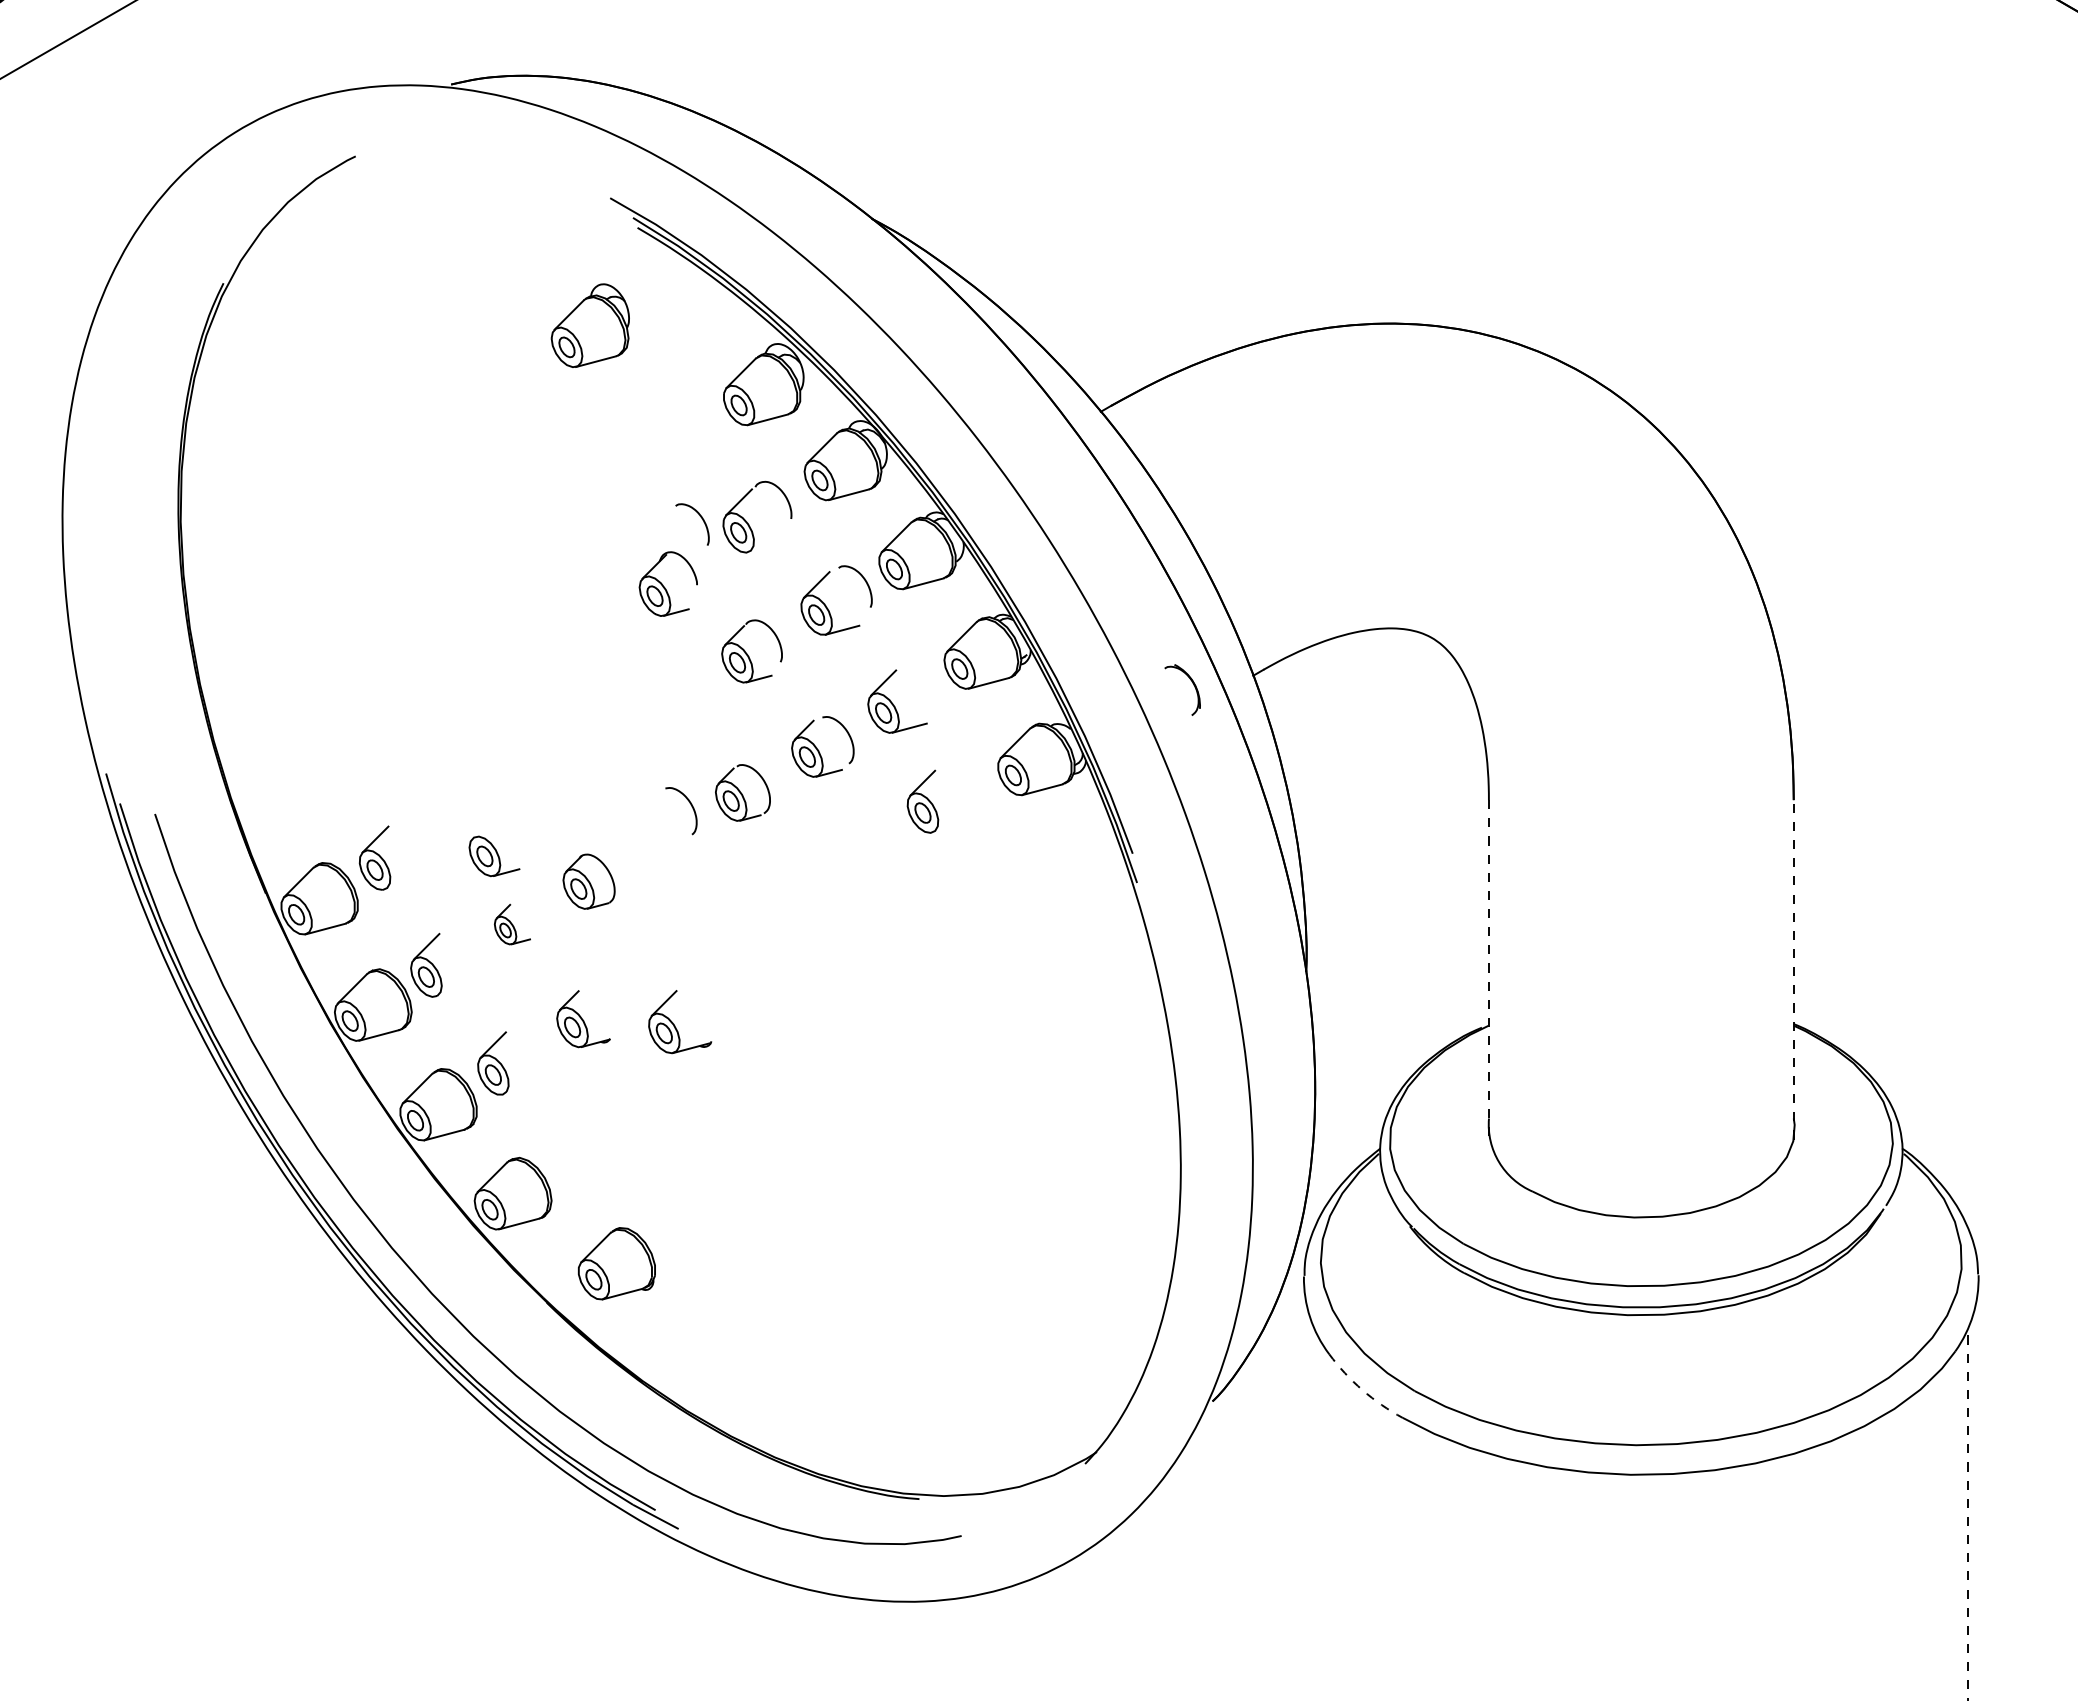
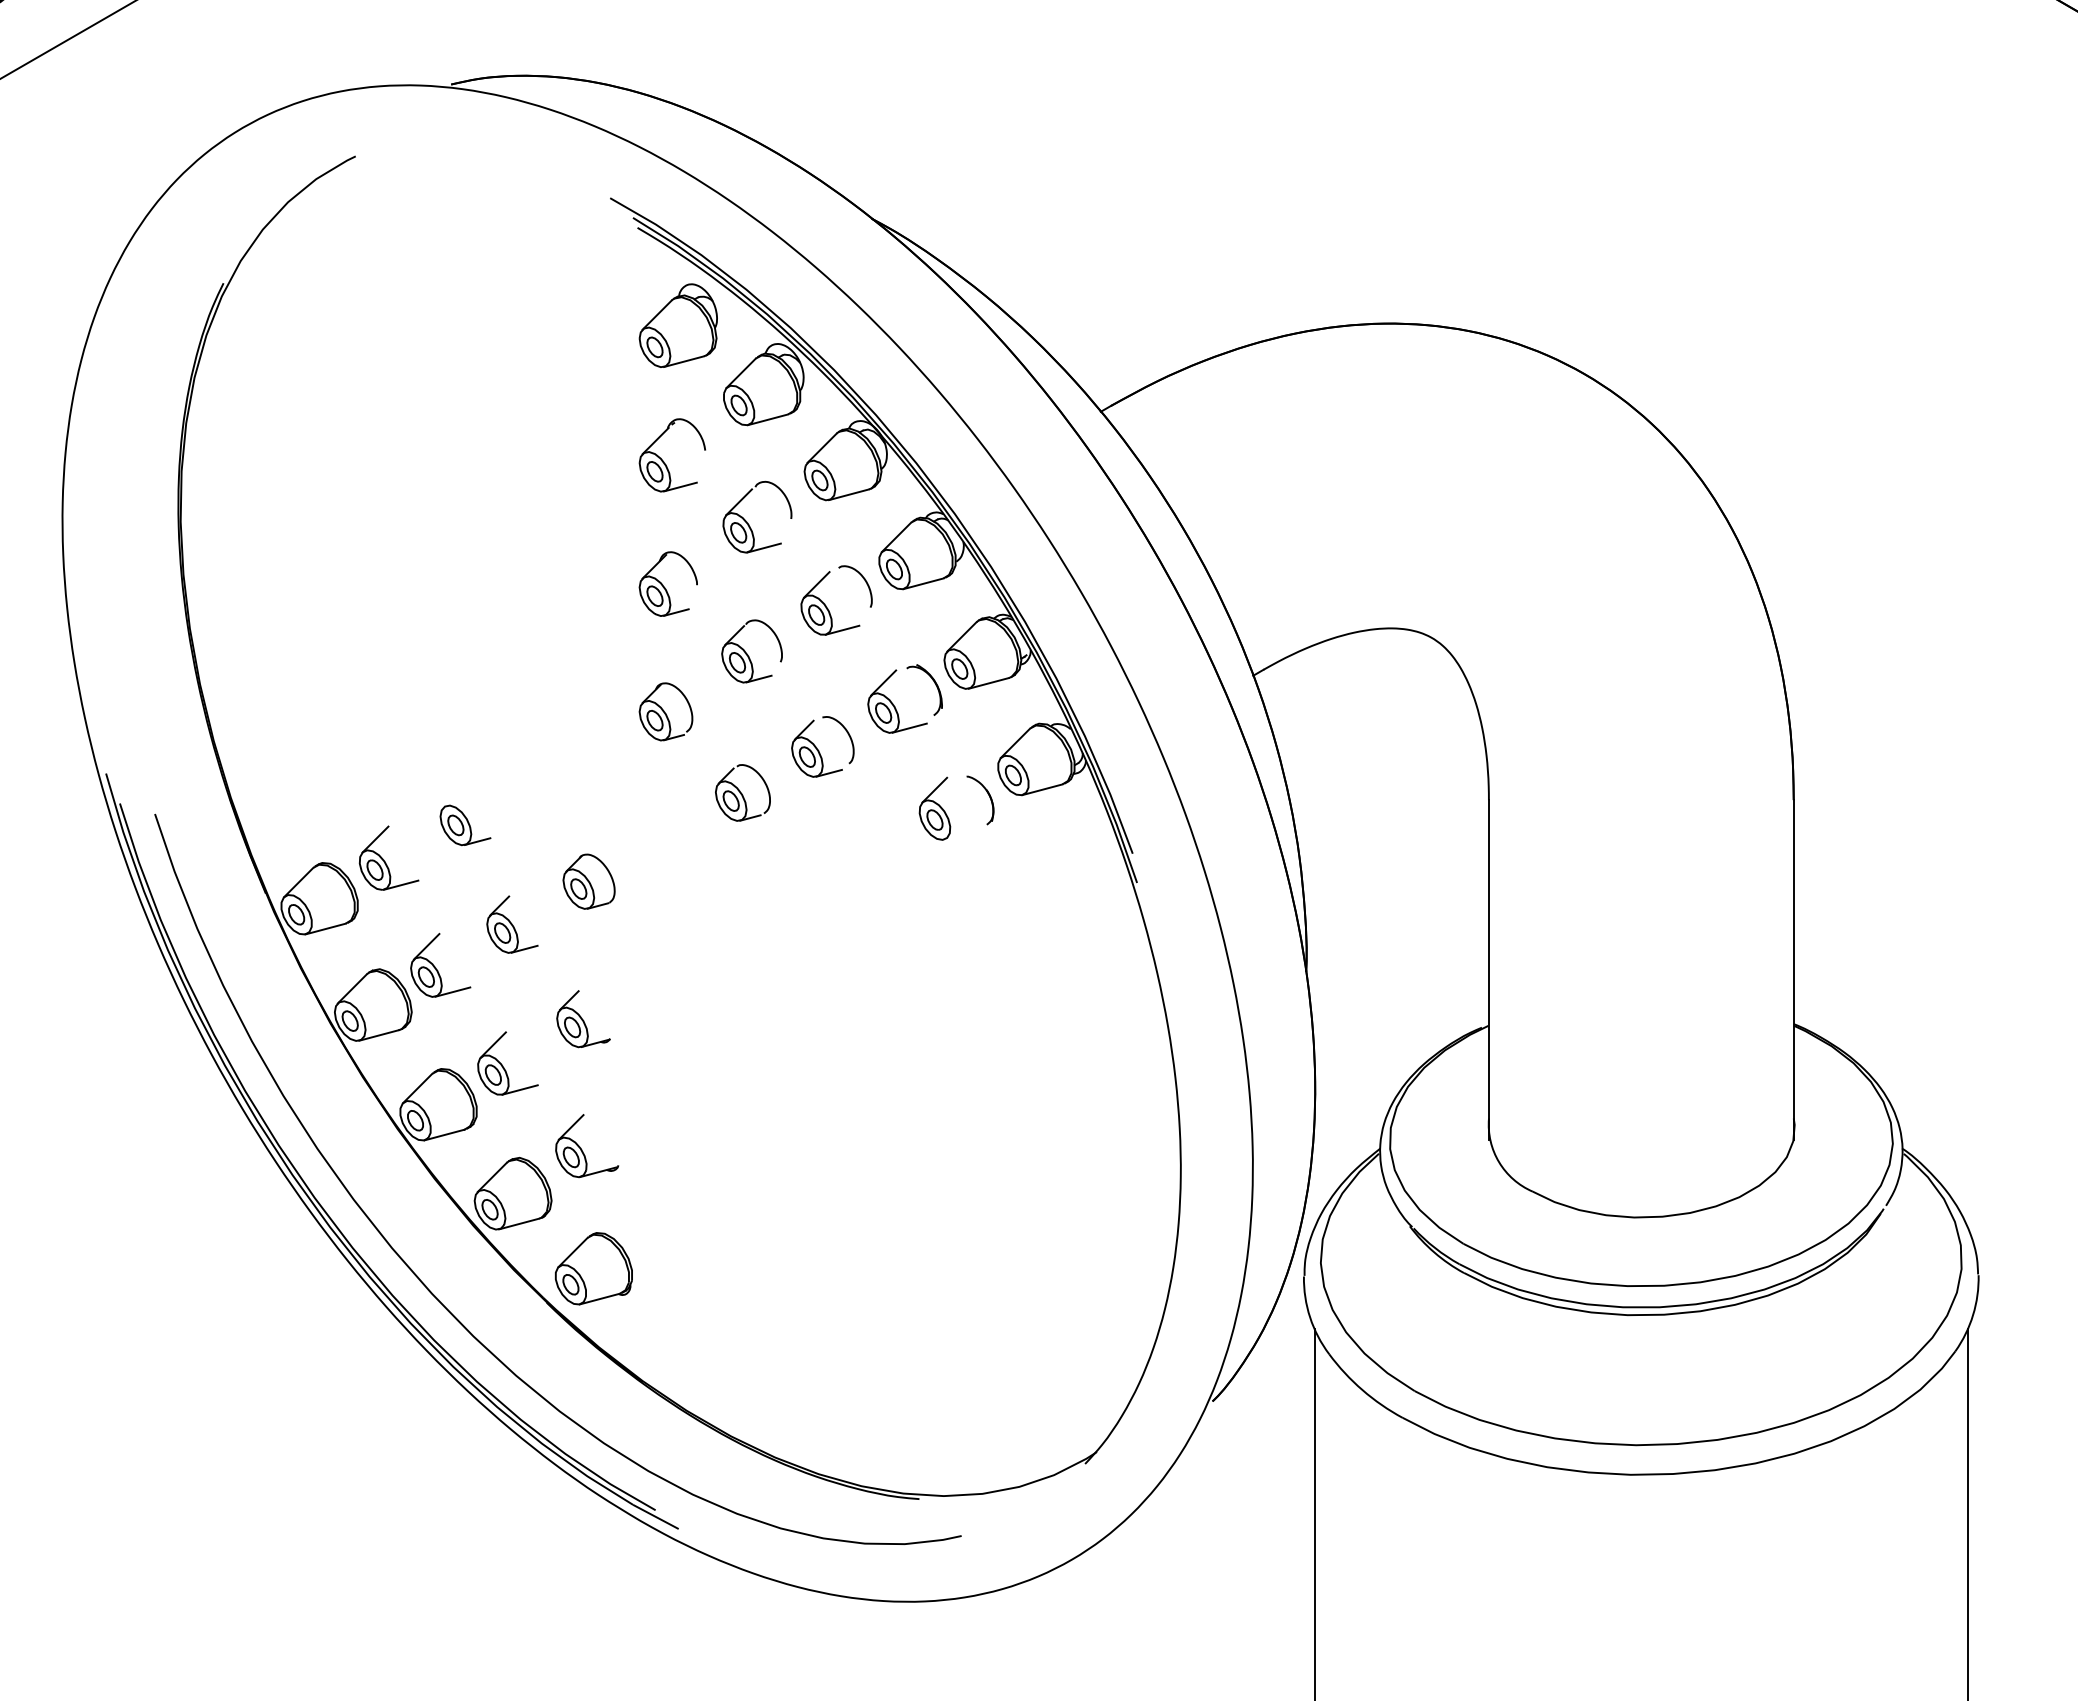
part position: (589, 325) -> (677, 325) (677, 325)
part: none -> present (664, 461)
curve: present -> none (699, 516)
line: none -> present (763, 547)
part position: (1192, 683) -> (934, 683) (934, 683)
part: none -> present (665, 711)
part: none -> present (989, 798)
part position: (922, 801) -> (934, 808) (934, 808)
curve: present -> none (690, 805)
part position: (494, 856) -> (465, 825) (465, 825)
line: none -> present (401, 884)
part size: 37x43 px -> 53x59 px (512, 924)
line: dashed -> solid (1488, 969)
line: dashed -> solid (1793, 969)
line: none -> present (452, 991)
part position: (680, 1022) -> (587, 1146) (587, 1146)
line: none -> present (519, 1089)
part position: (616, 1263) -> (593, 1268) (593, 1268)
arc: dashed -> solid (1362, 1390)
line: none -> present (1314, 1513)
line: dashed -> solid (1967, 1514)
